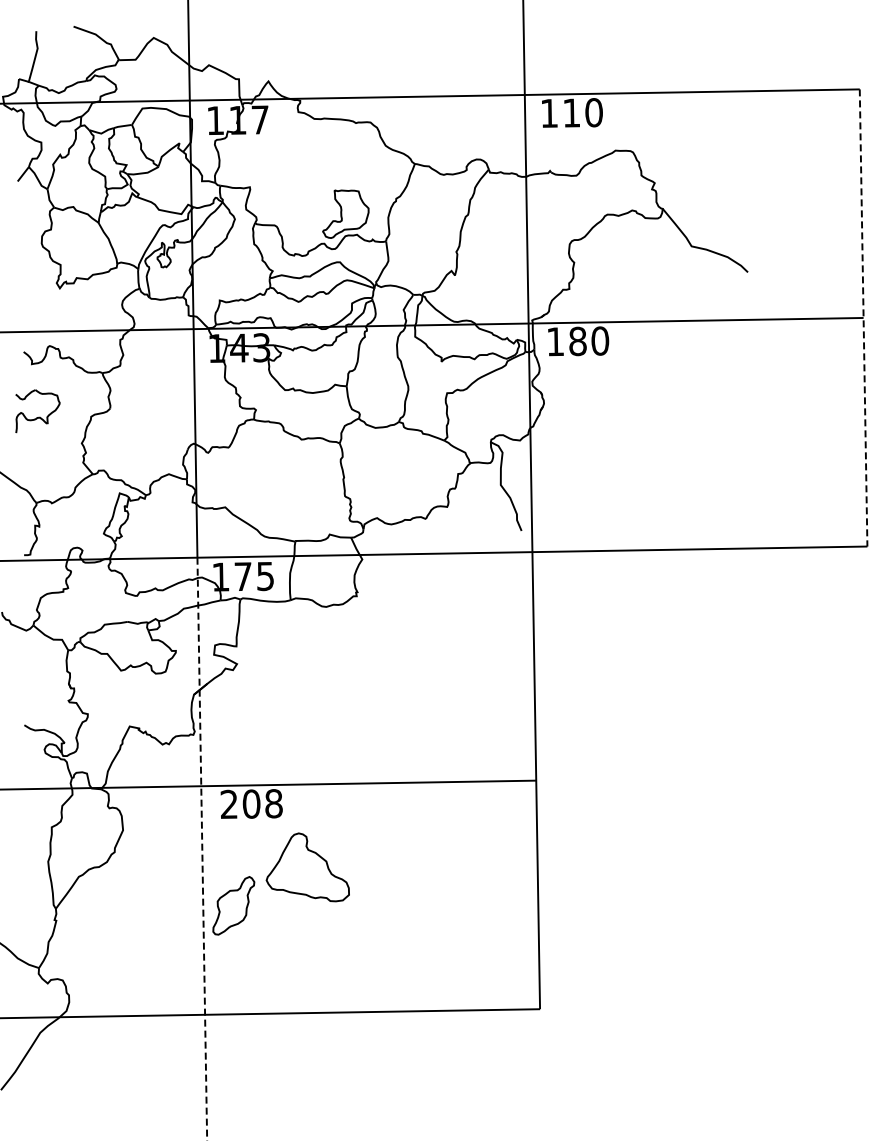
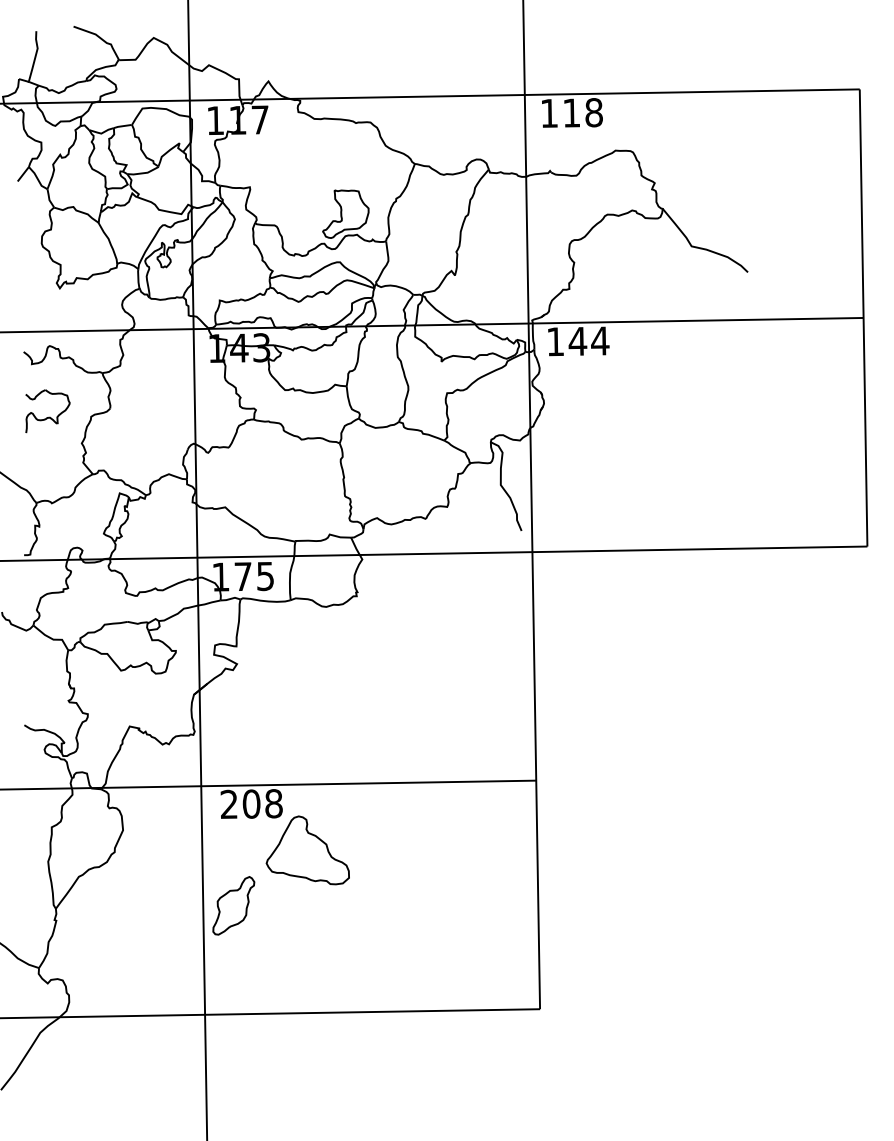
text: 110 -> 118 (593, 112)
line: dashed -> solid (863, 317)
text: 180 -> 144 (588, 341)
part position: (37, 411) -> (47, 411) (47, 411)
line: dashed -> solid (202, 849)
part position: (307, 867) -> (307, 850) (307, 850)
